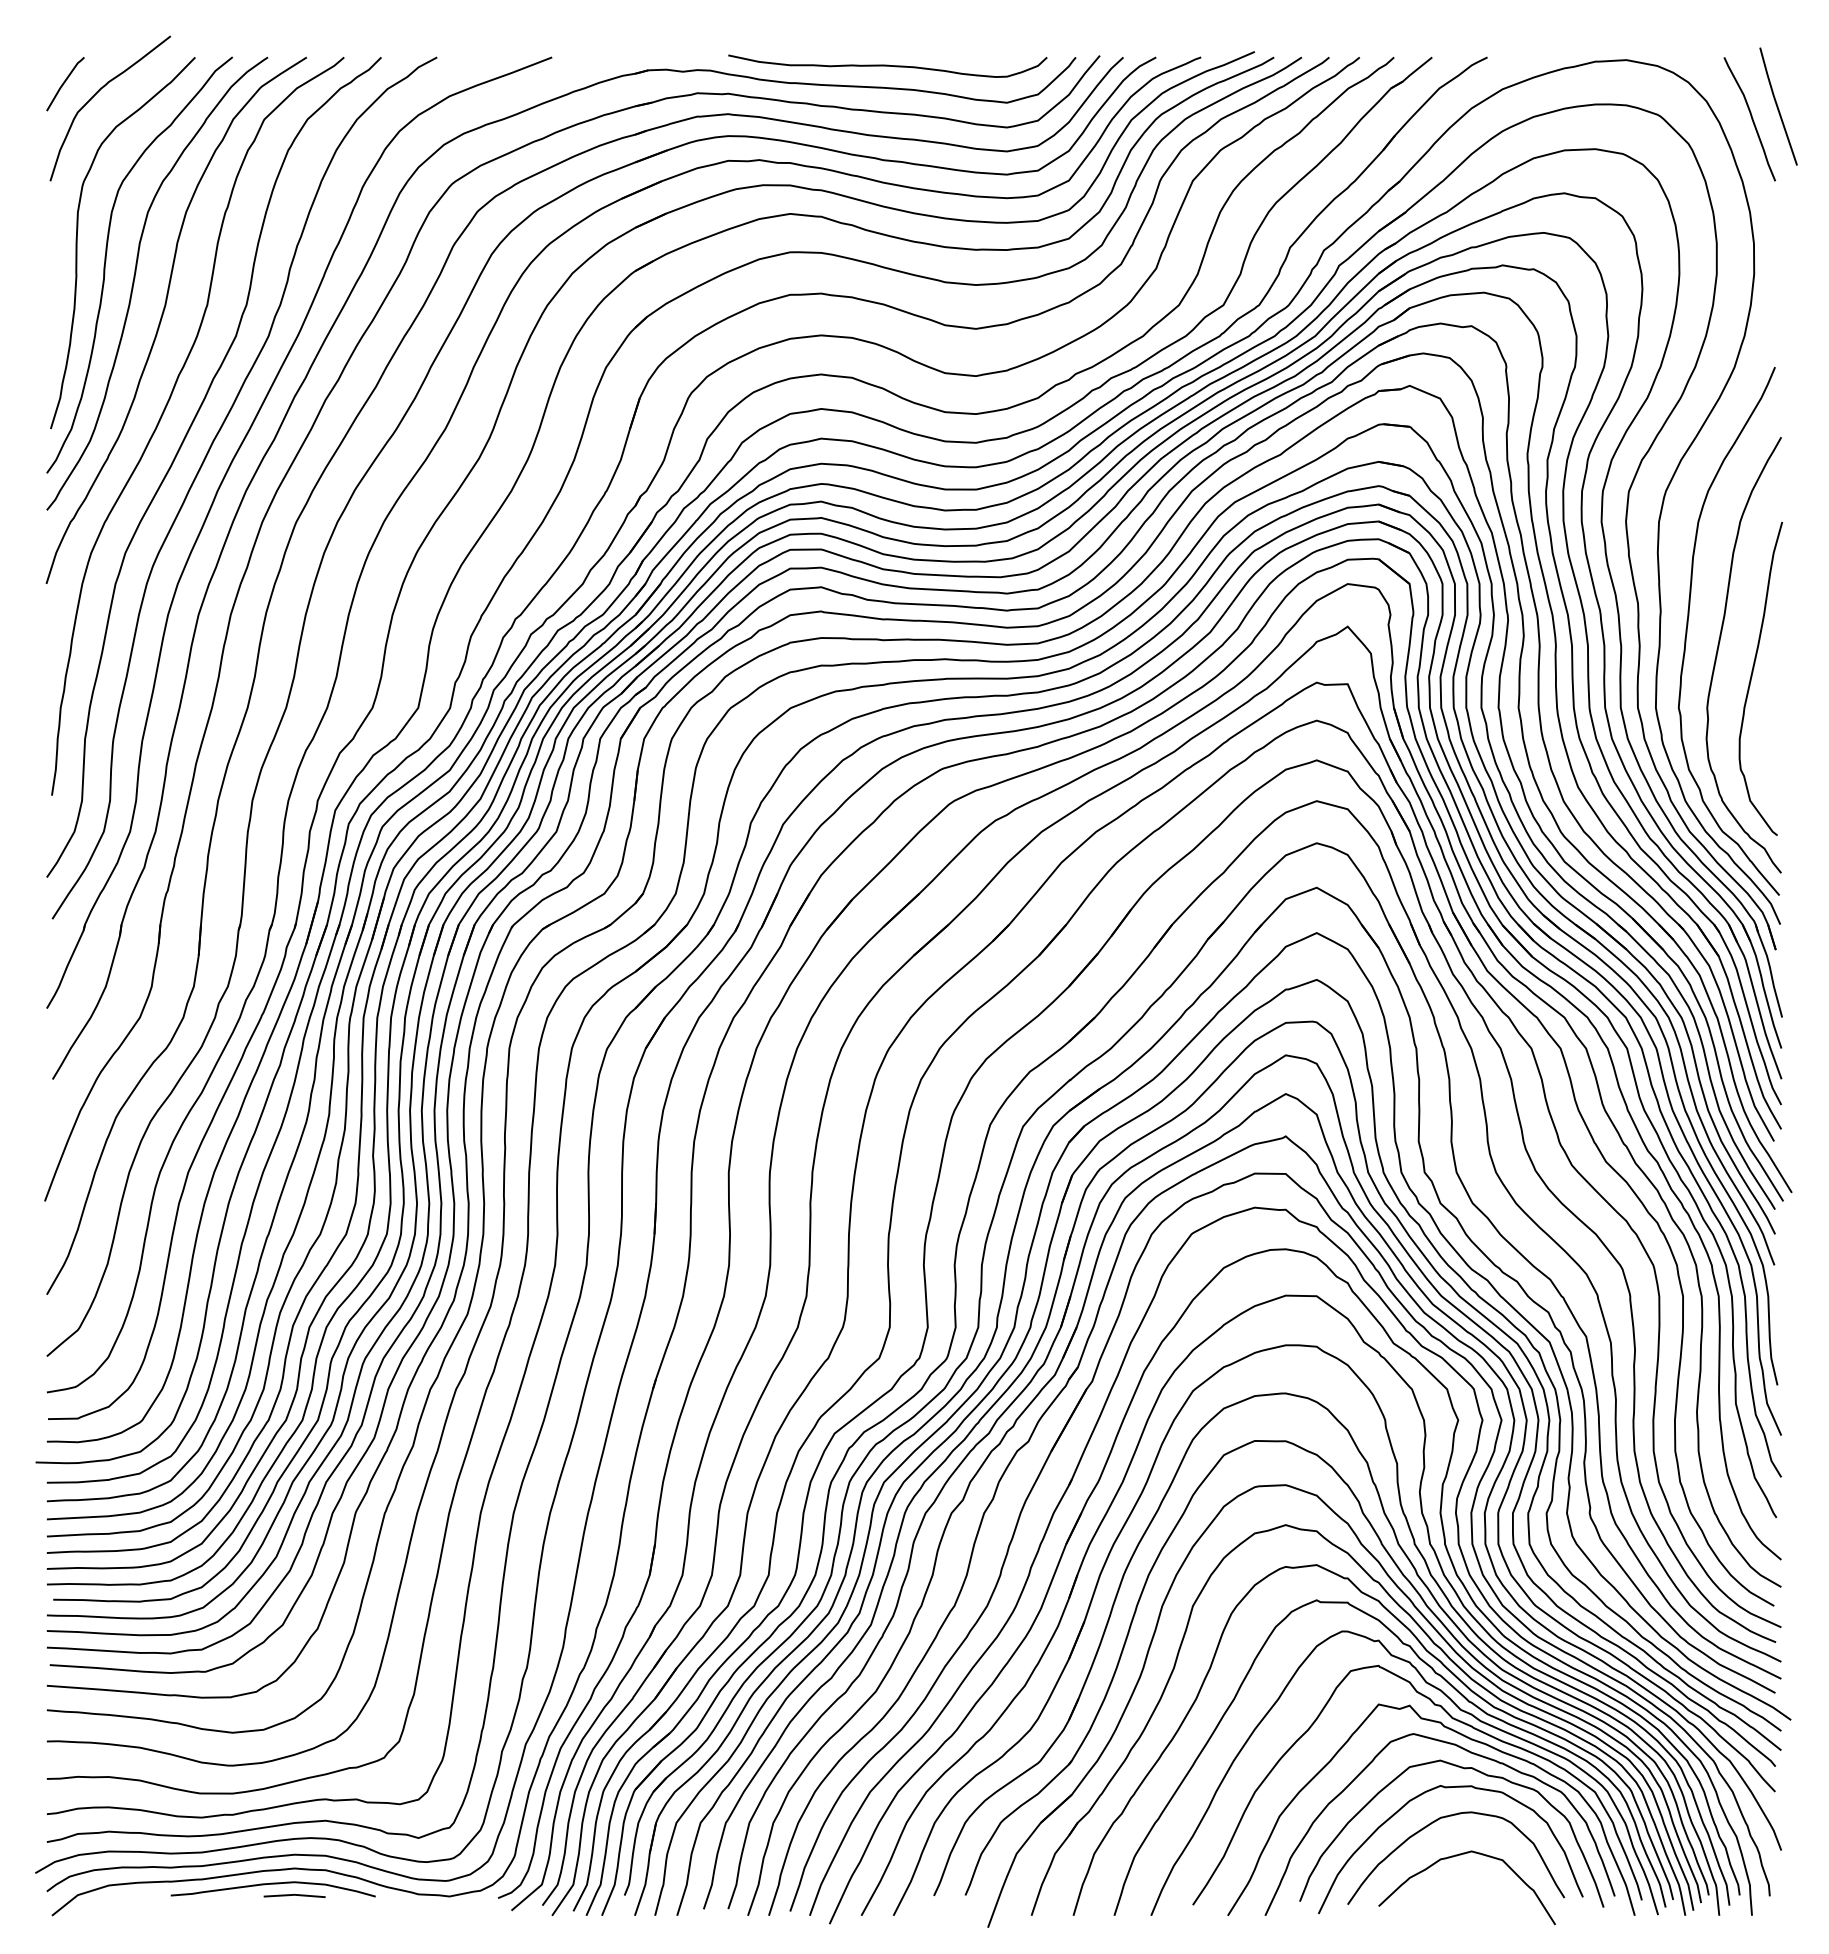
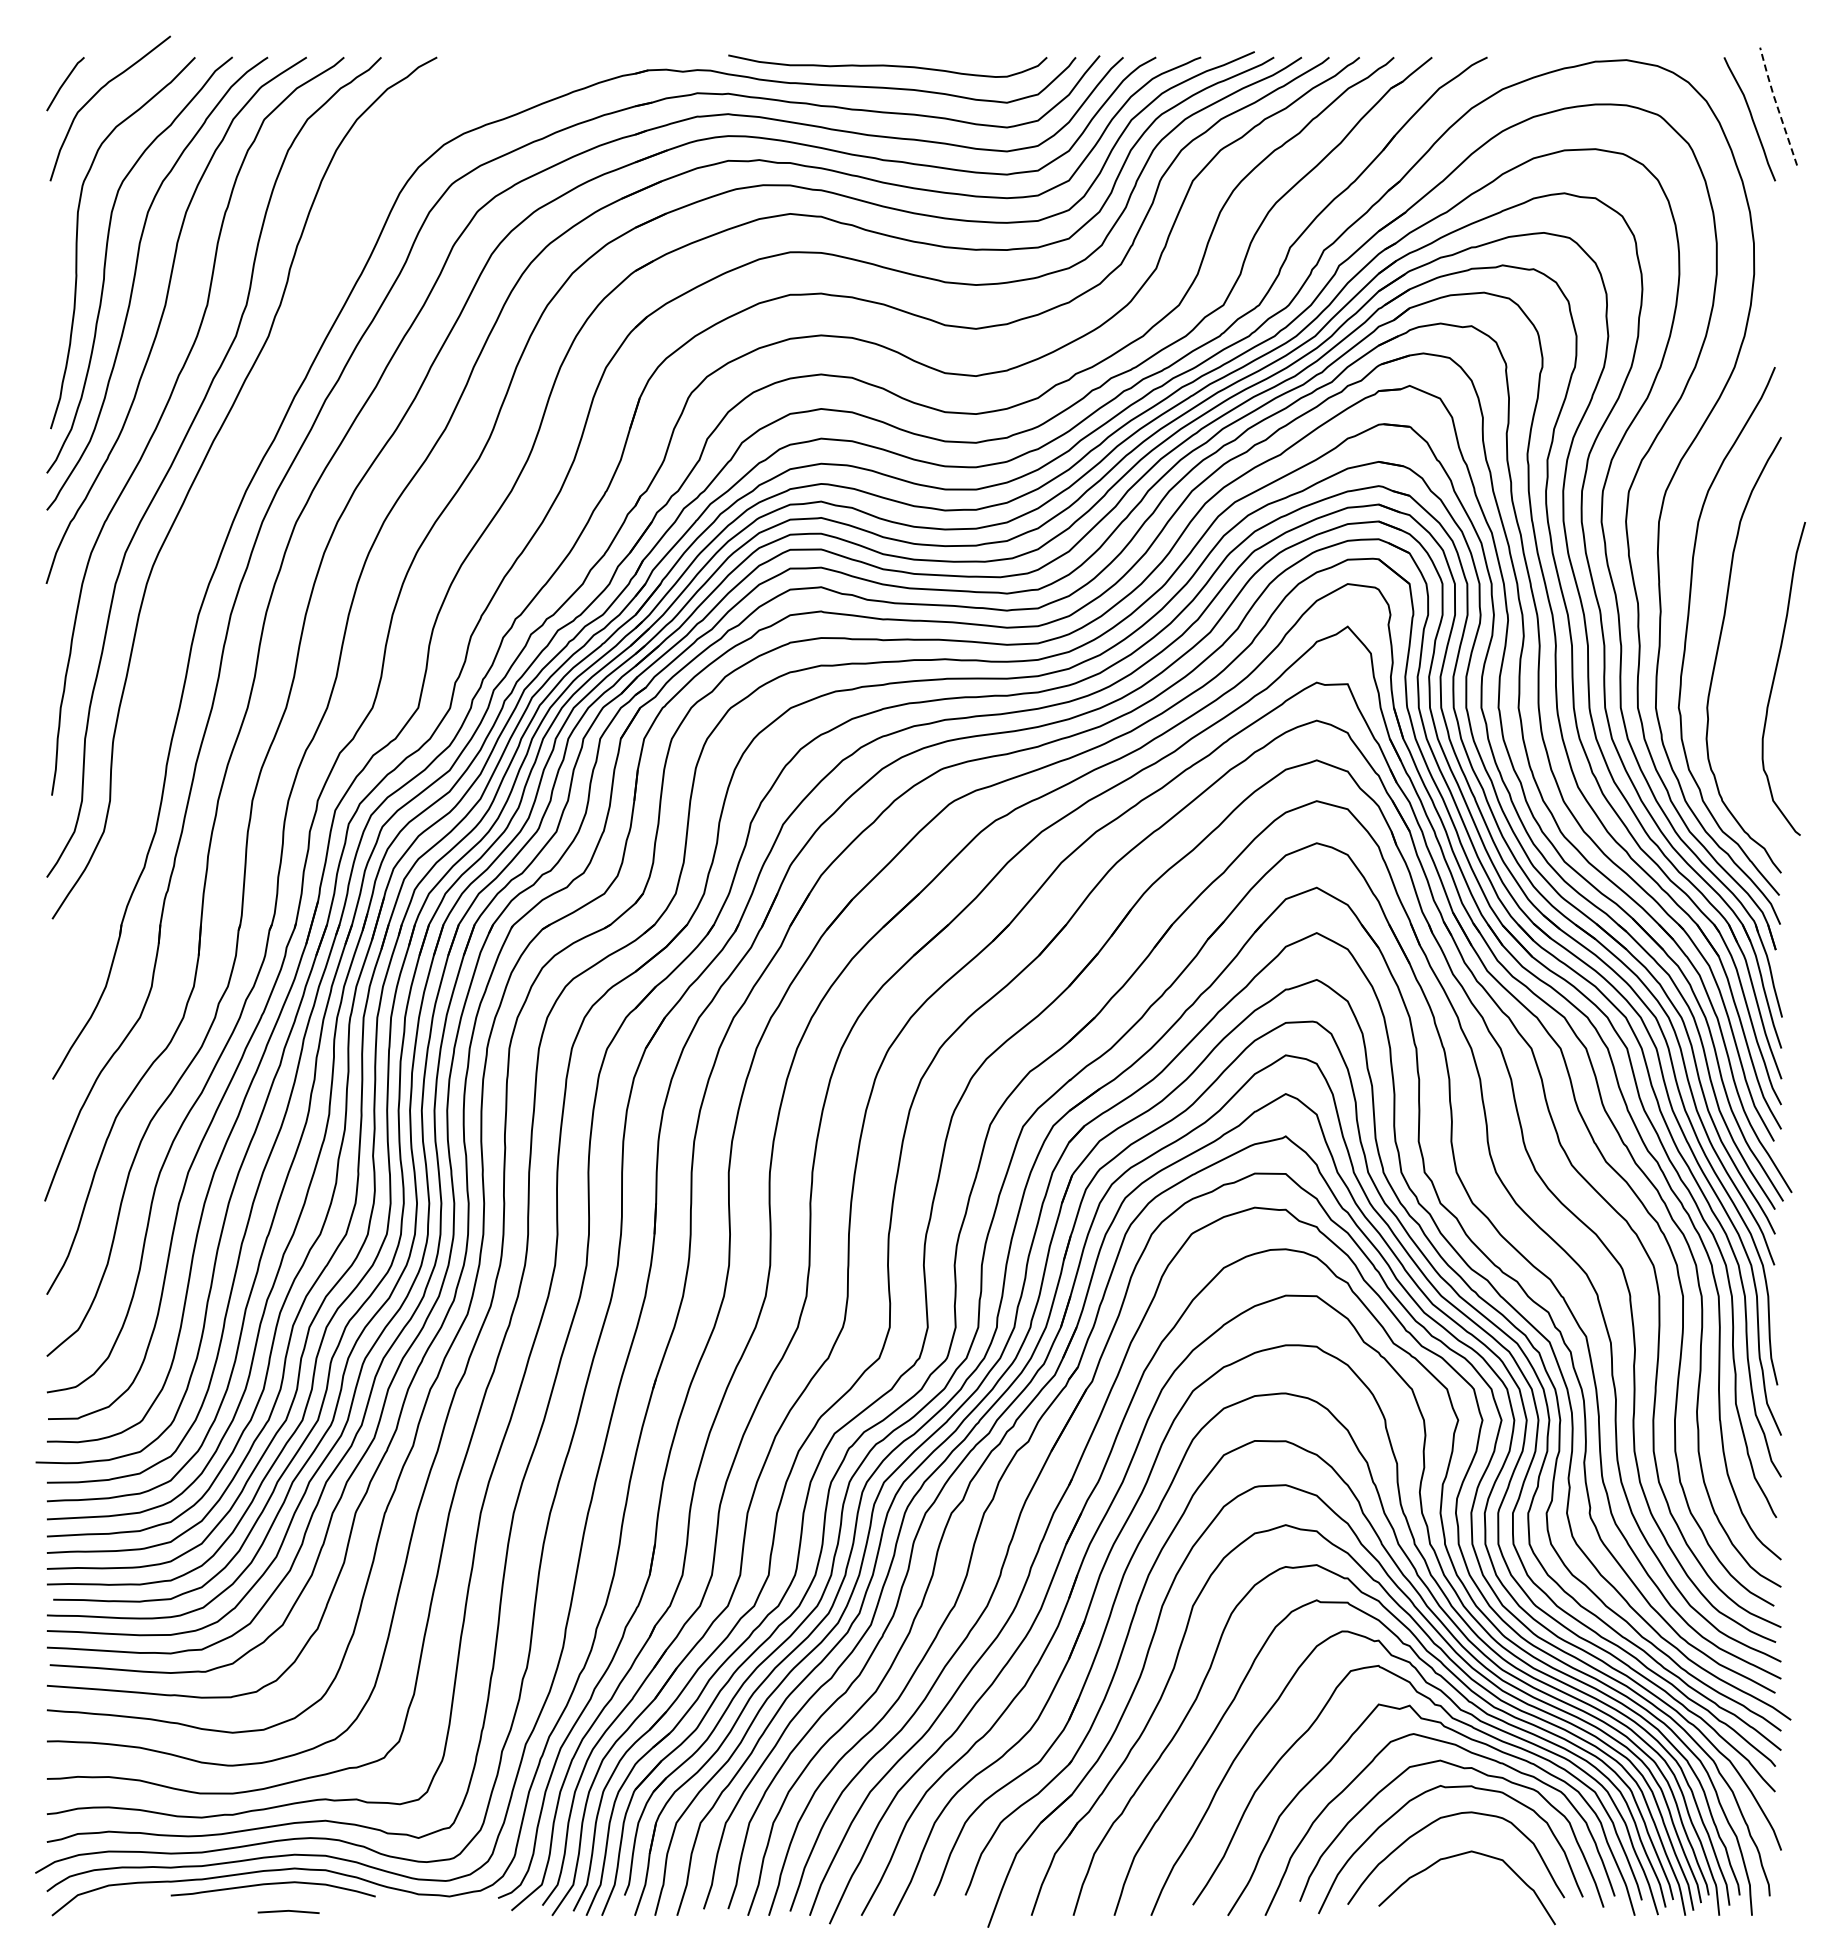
line: solid -> dashed (1776, 105)
part: present -> none (215, 499)
curve position: (1752, 677) -> (1775, 677) (1775, 677)
line position: (294, 1895) -> (288, 1911) (288, 1911)
